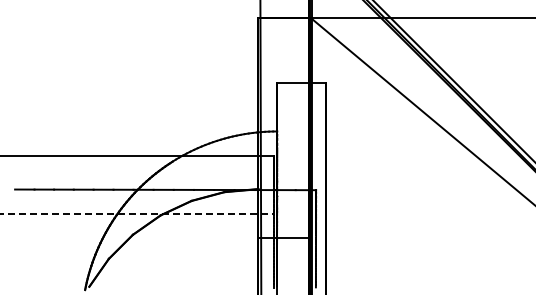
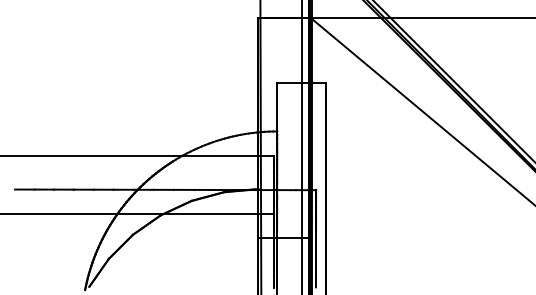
line: none -> present (302, 146)
line: dashed -> solid (138, 214)
